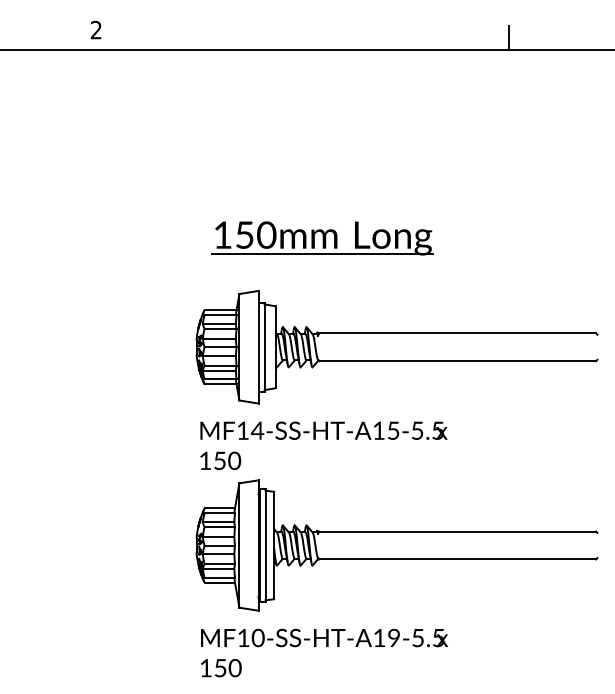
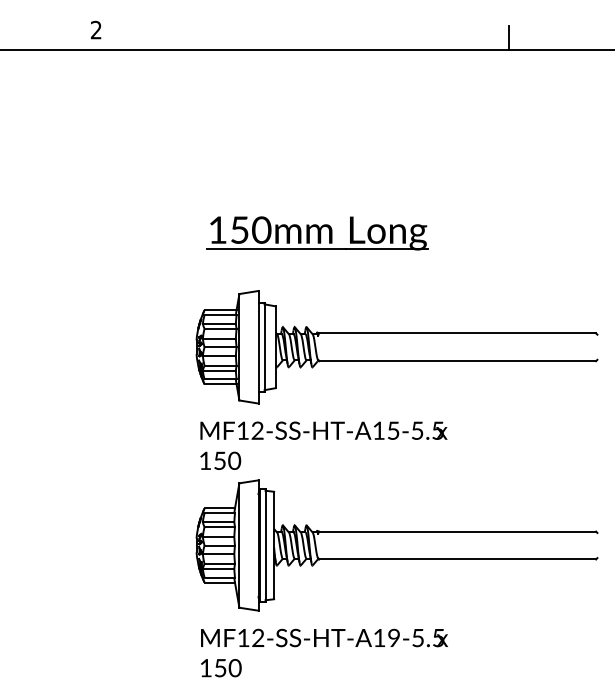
part position: (322, 238) -> (317, 233) (317, 233)
text: MF14-SS-HT-A15-5.5 -> MF12-SS-HT-A15-5.5 (257, 430)
text: MF10-SS-HT-A19-5.5 -> MF12-SS-HT-A19-5.5 (257, 638)
